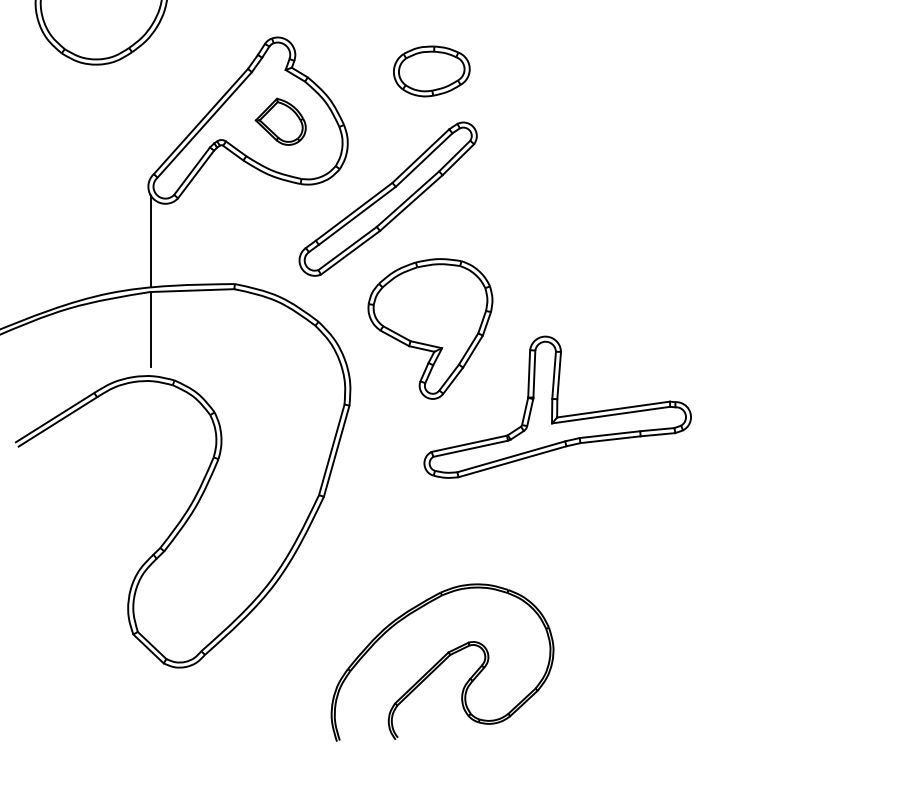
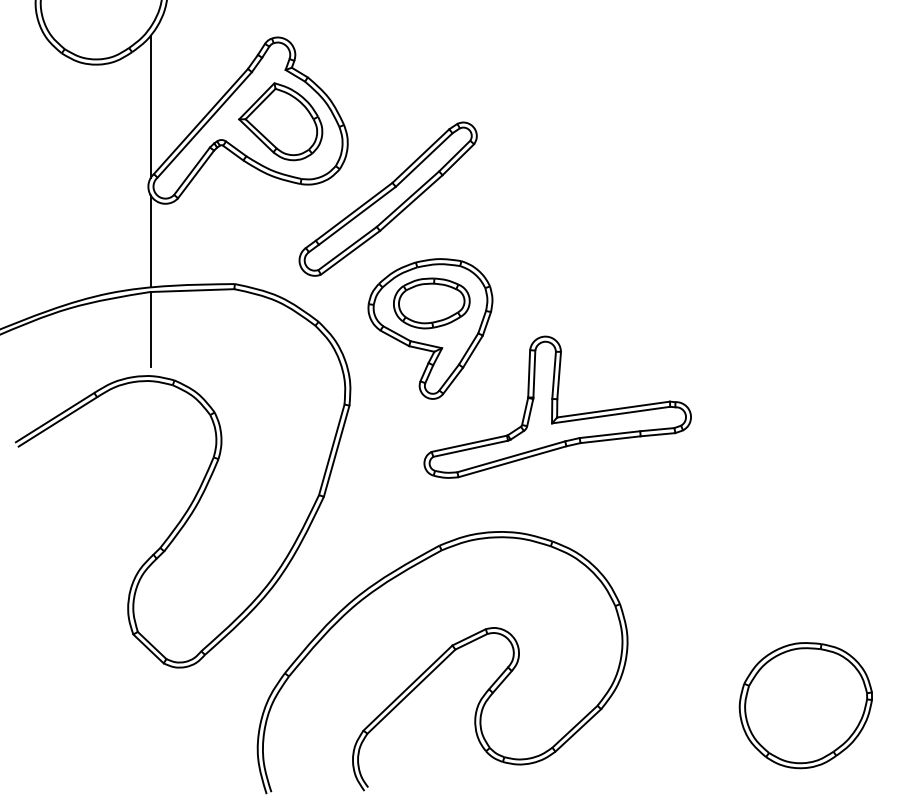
part position: (431, 71) -> (431, 303) (431, 303)
line: none -> present (150, 106)
part size: 53x49 px -> 86x80 px (280, 121)
part size: 225x159 px -> 373x264 px (442, 662)
part: none -> present (805, 705)
